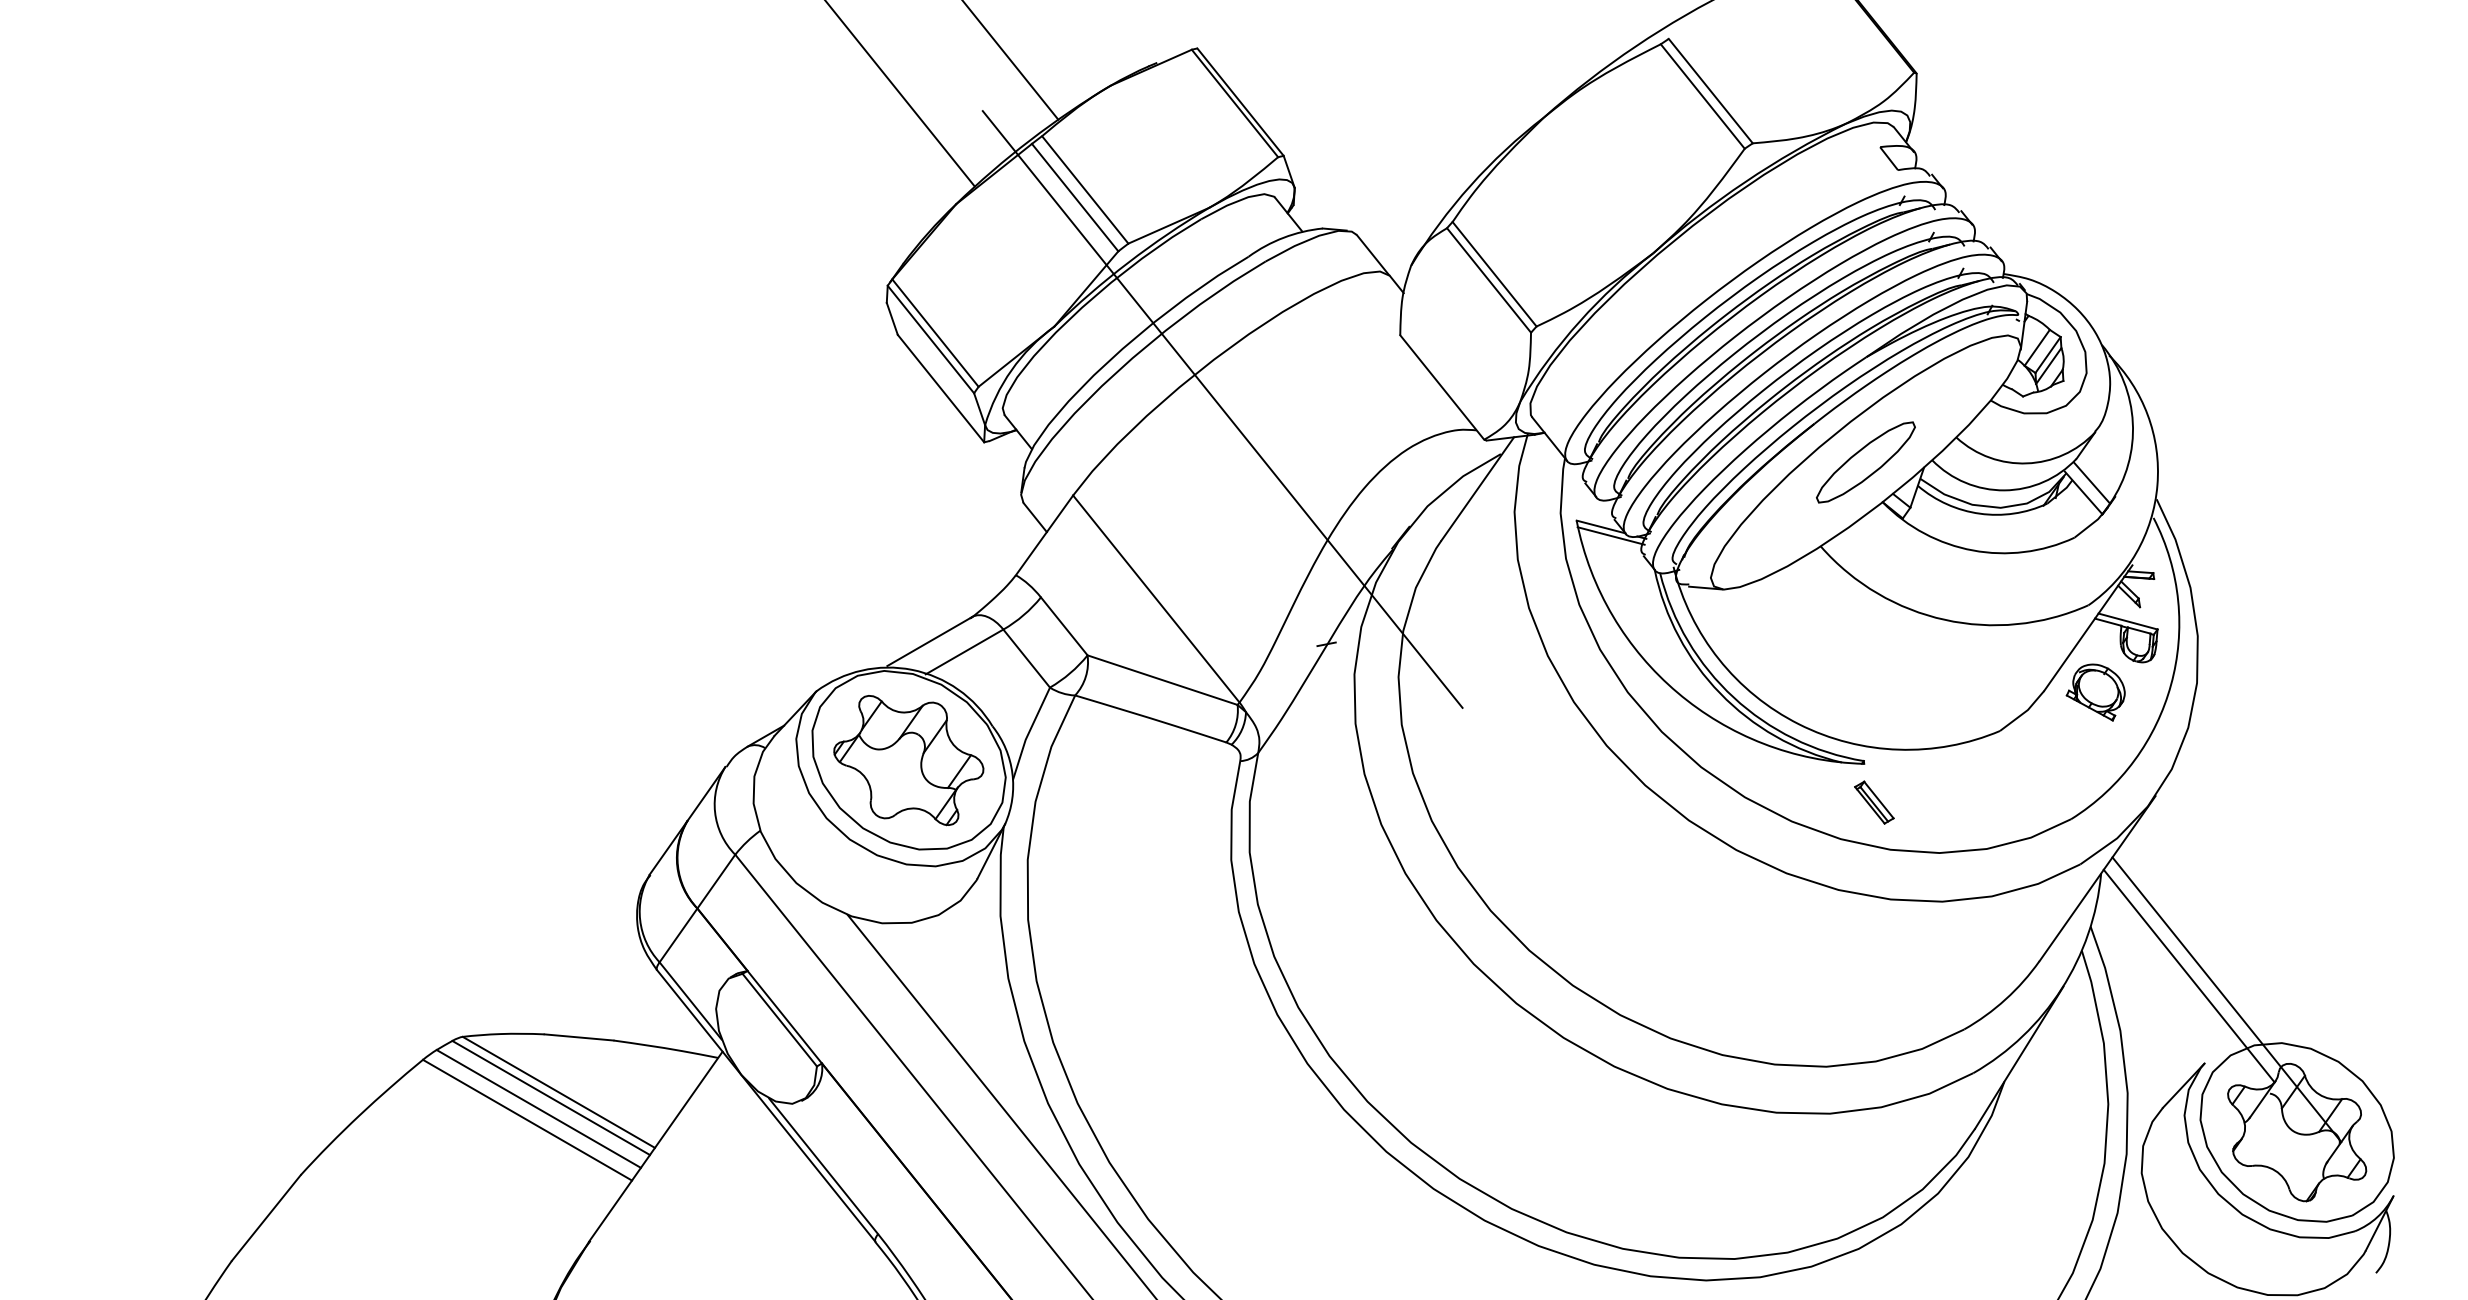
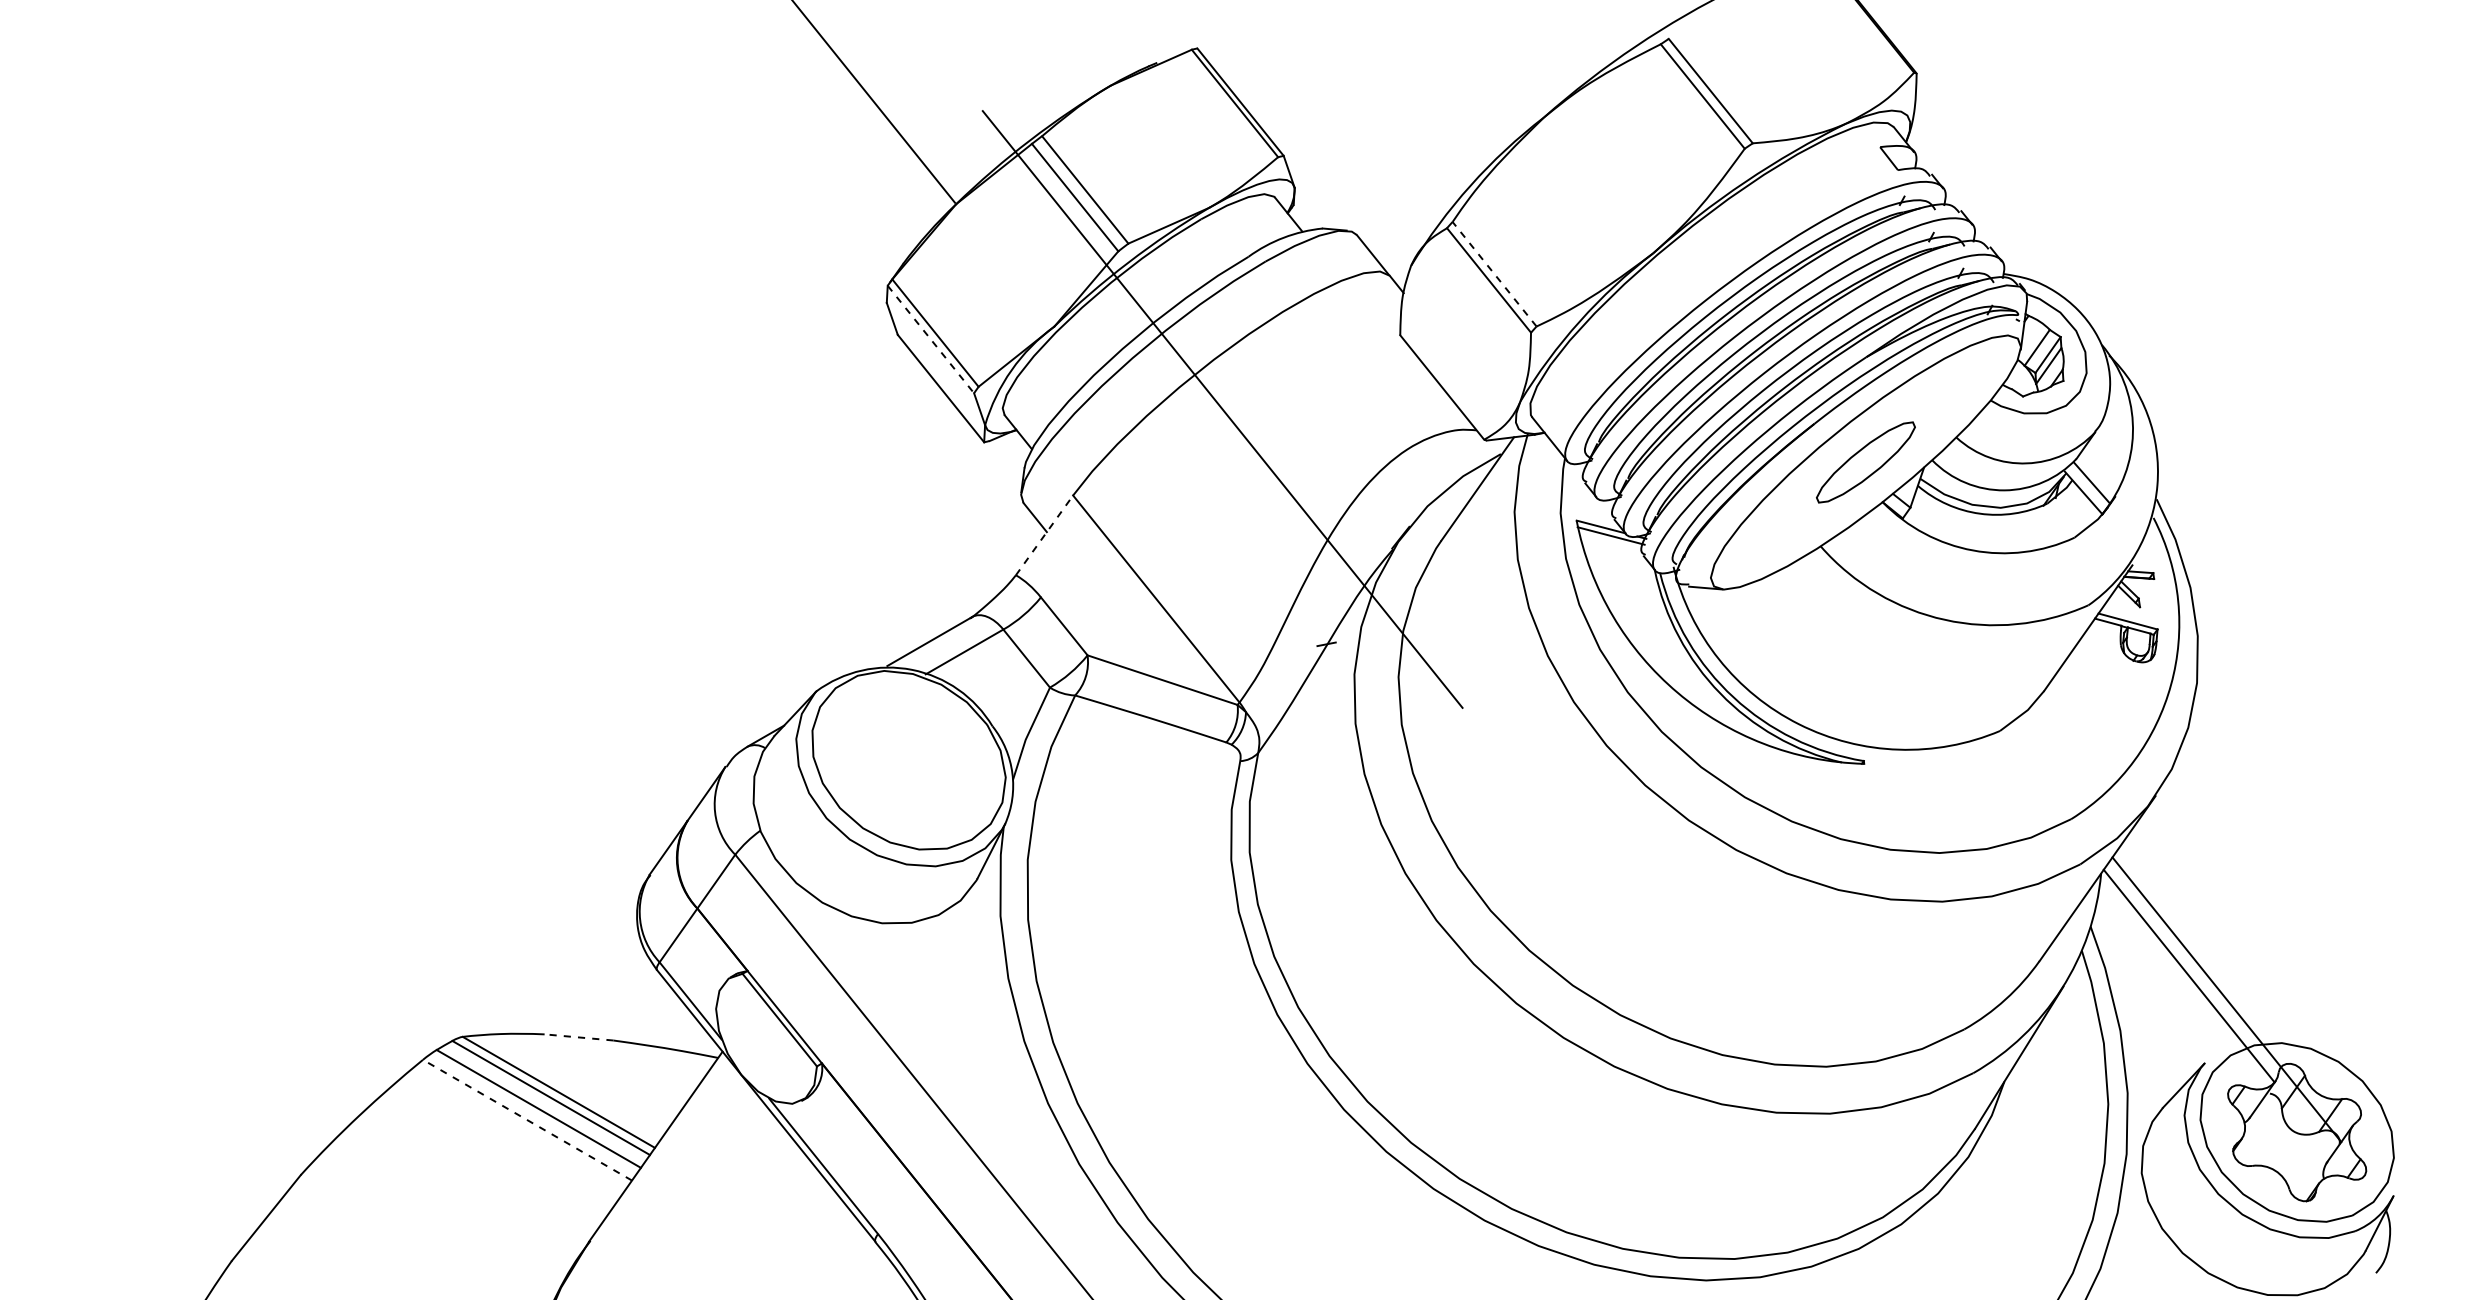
line: present -> none (1011, 60)
line position: (900, 94) -> (873, 102) (873, 102)
line: solid -> dashed (1494, 273)
line: solid -> dashed (930, 339)
line: solid -> dashed (1044, 534)
part: present -> none (2095, 692)
part: present -> none (908, 760)
part: present -> none (1874, 802)
line: solid -> dashed (579, 1037)
line: present -> none (1000, 1105)
line: solid -> dashed (527, 1120)
